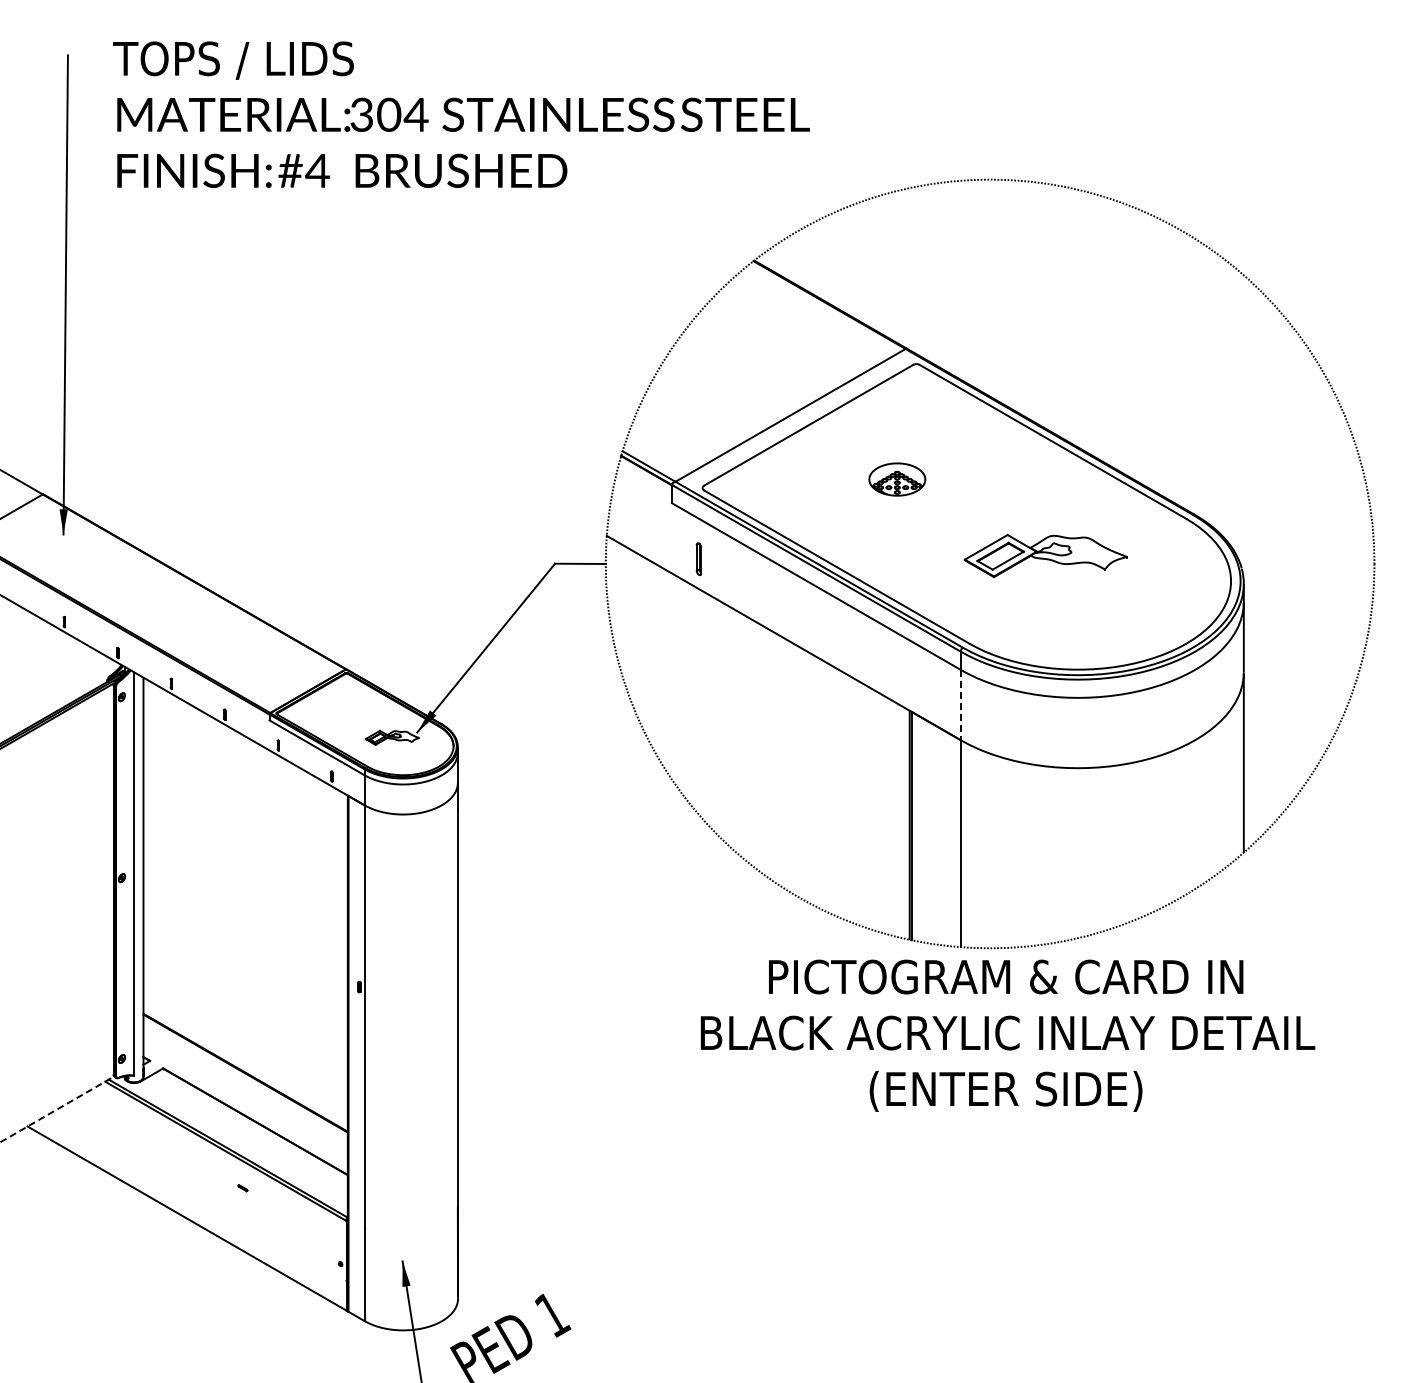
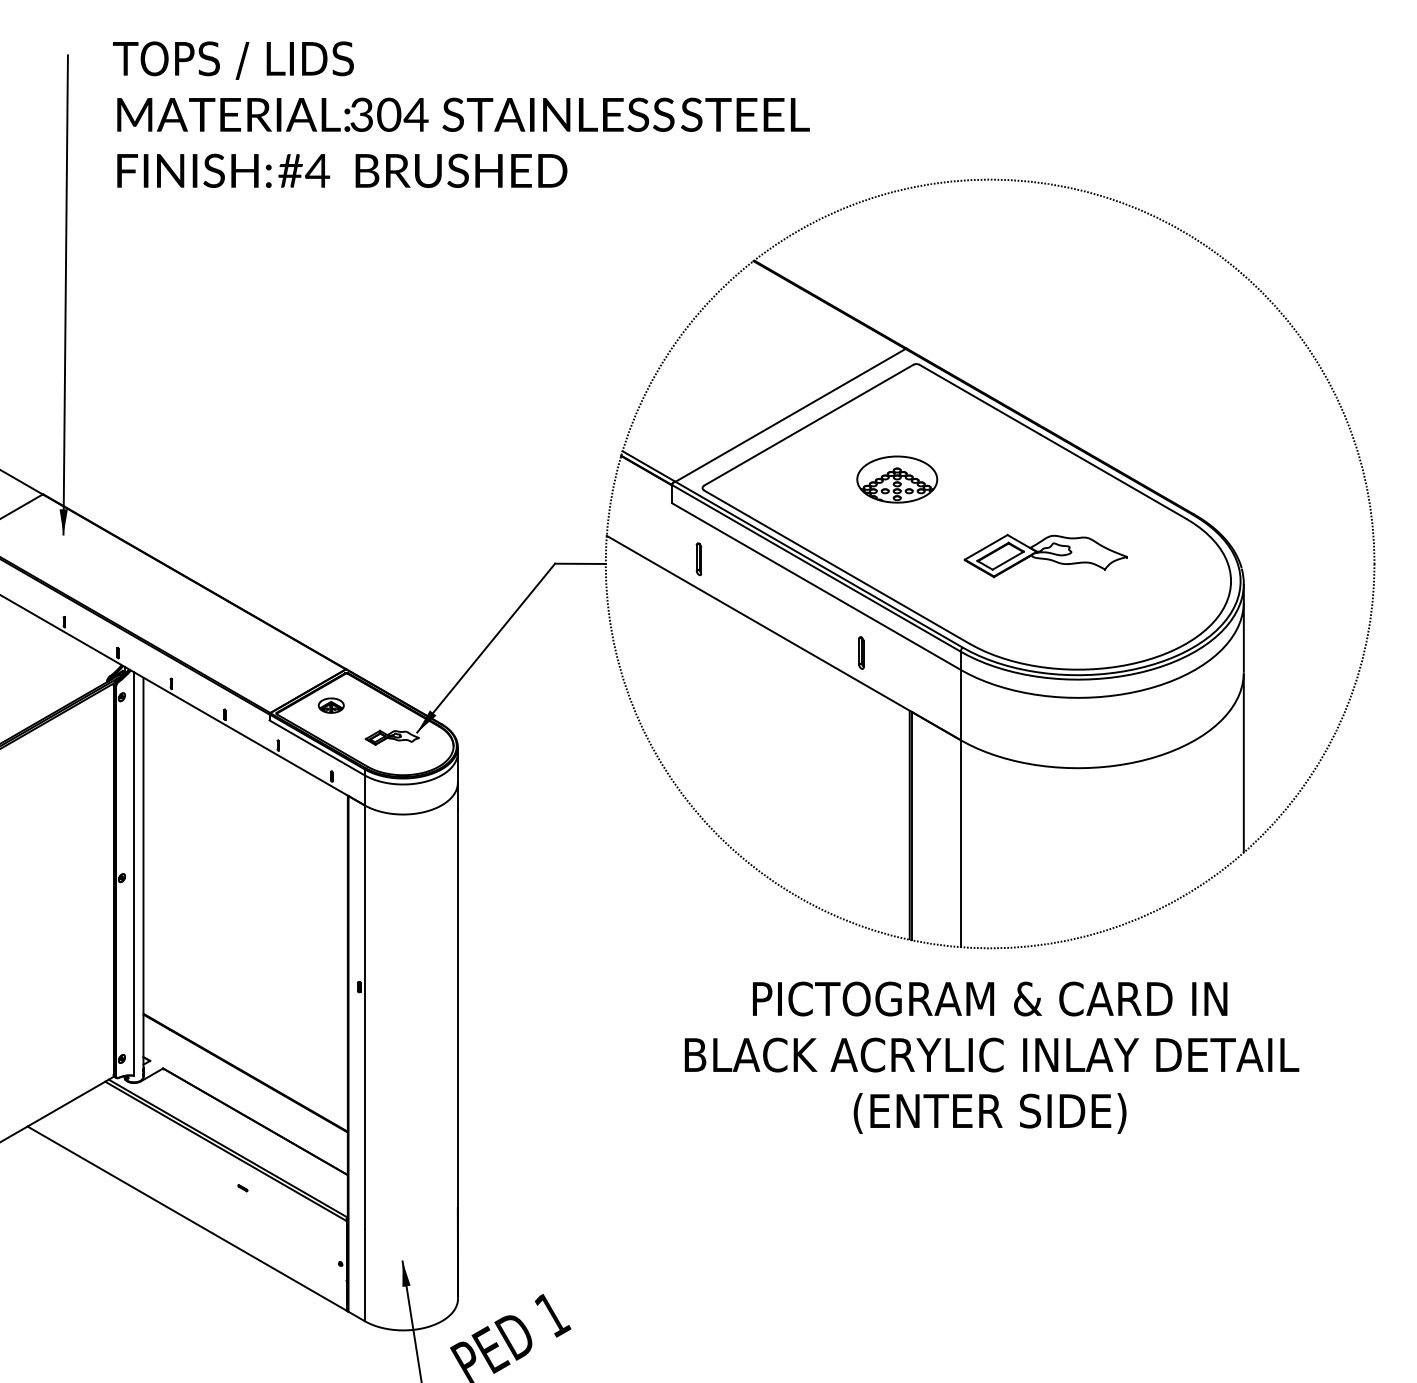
part size: 59x35 px -> 83x49 px (897, 479)
part: none -> present (861, 652)
part: none -> present (330, 705)
line: dashed -> solid (960, 705)
text position: (1007, 1035) -> (991, 1057) (991, 1057)
line: dashed -> solid (57, 1109)
